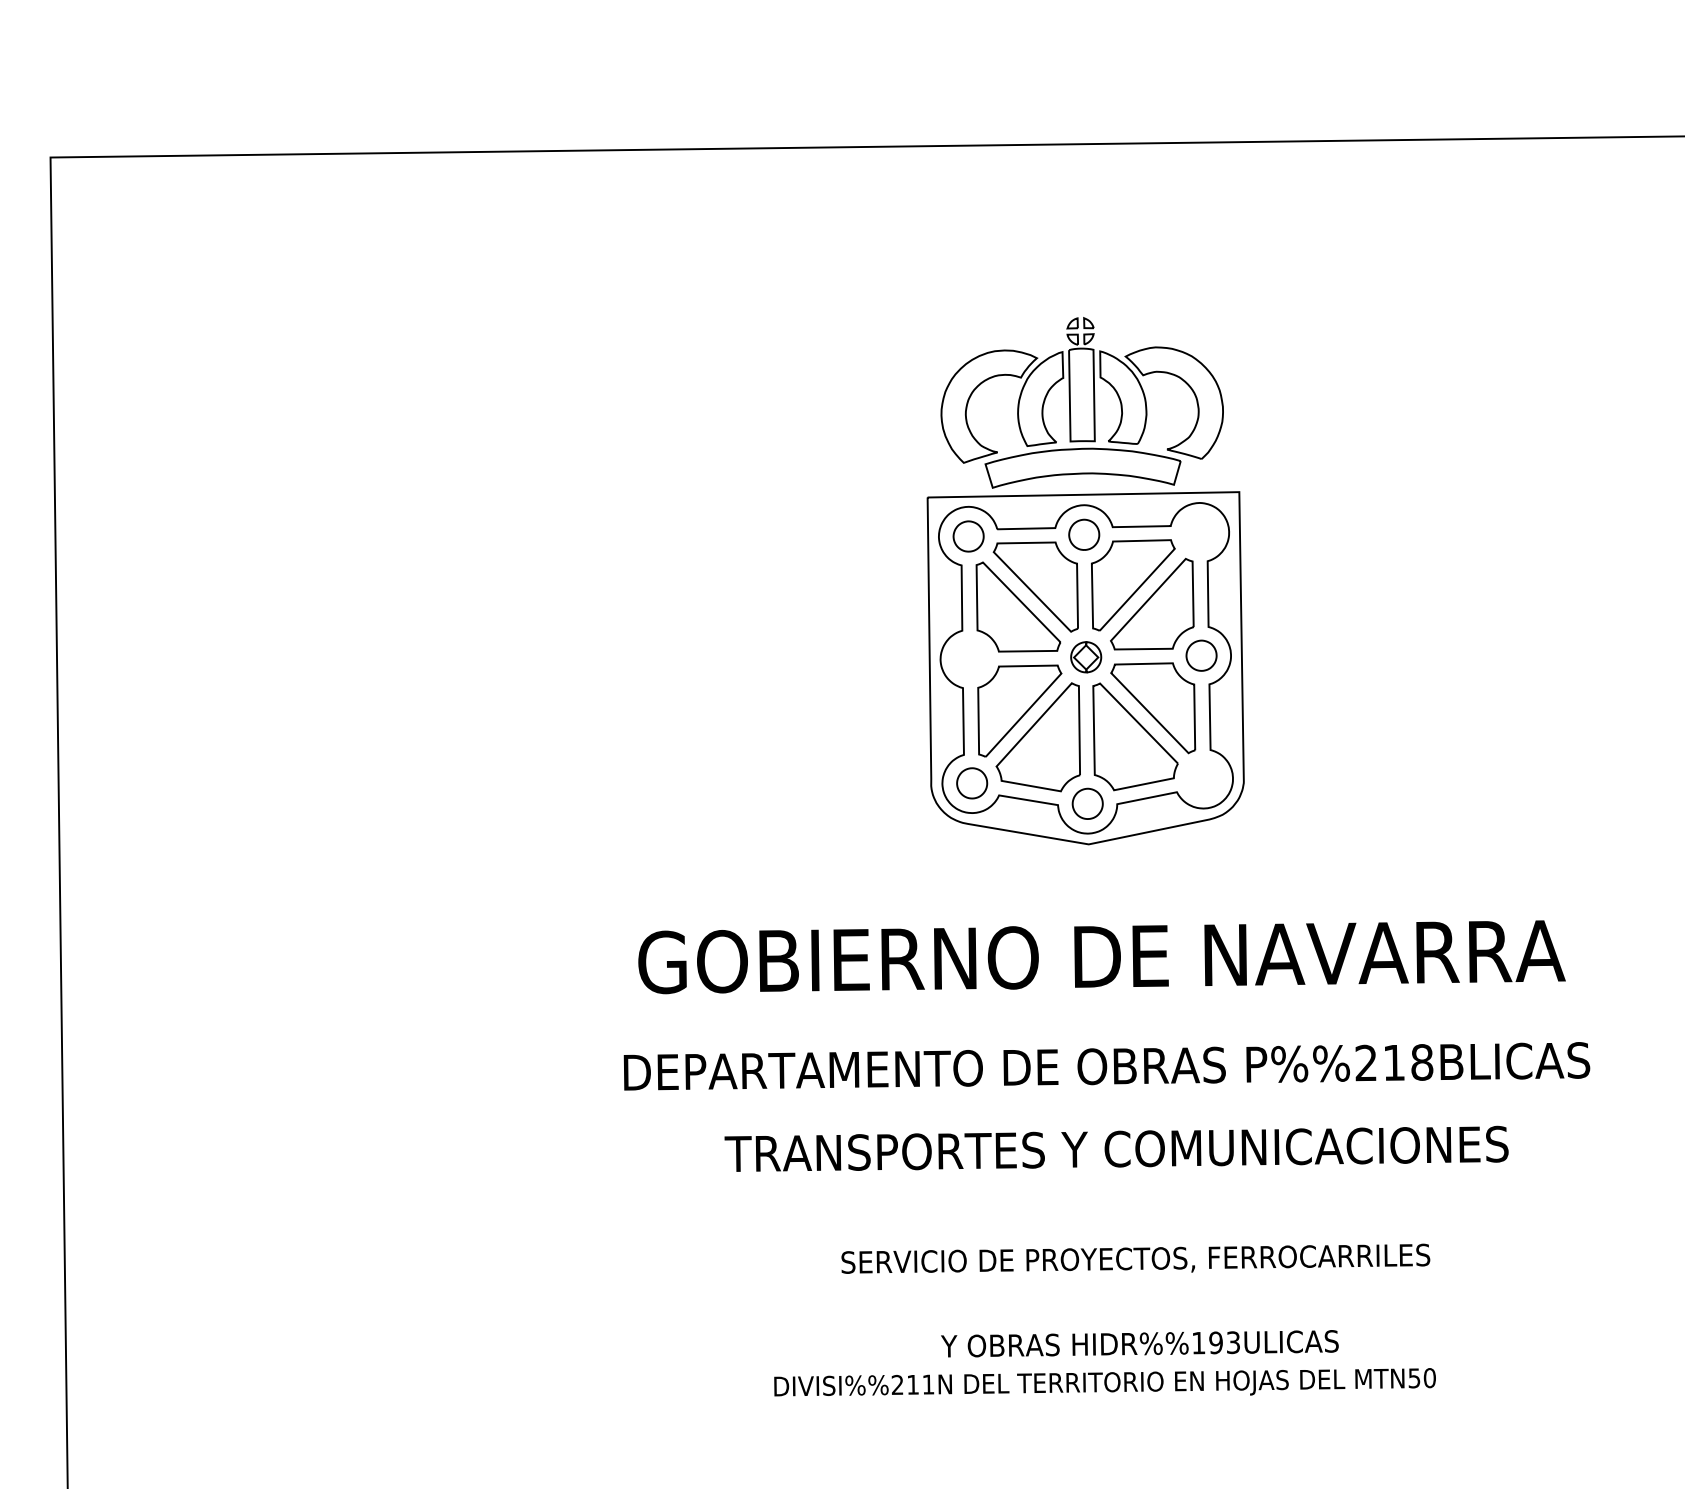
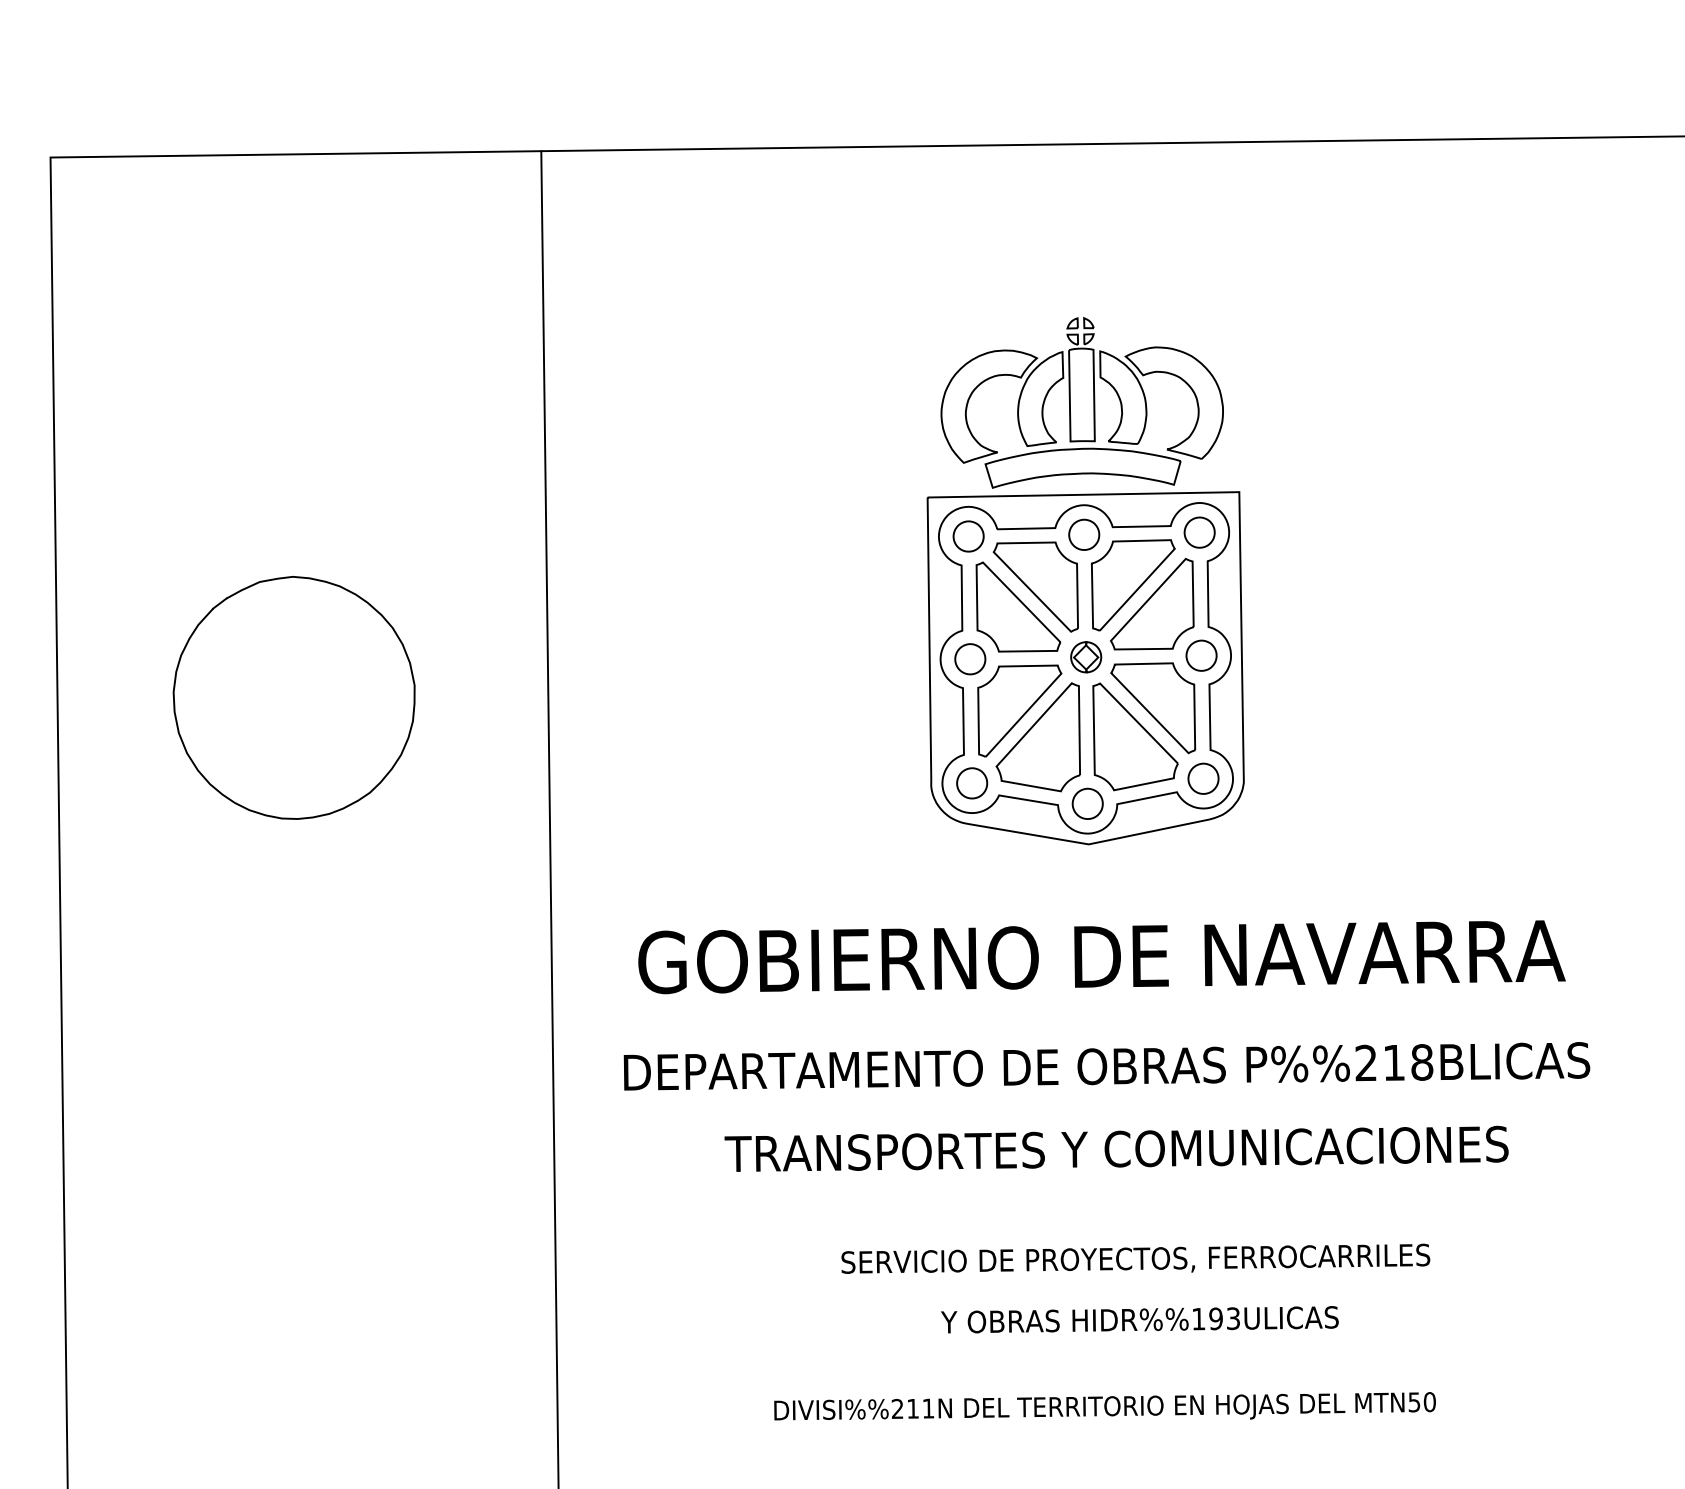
part: none -> present (1199, 532)
part: none -> present (970, 659)
part: none -> present (293, 697)
part: none -> present (1203, 778)
line: none -> present (549, 818)
text position: (1139, 1343) -> (1139, 1319) (1139, 1319)
text position: (1104, 1382) -> (1104, 1406) (1104, 1406)
